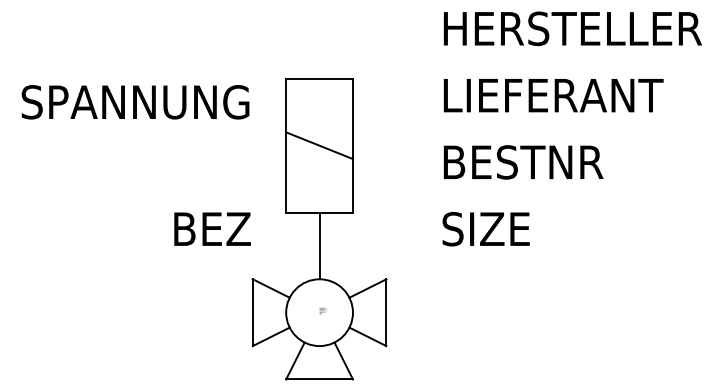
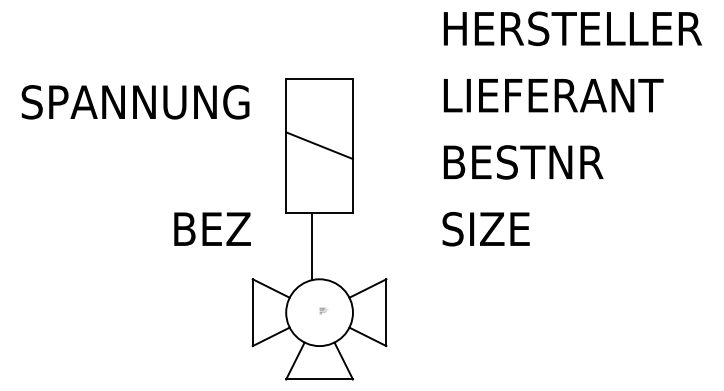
line position: (319, 245) -> (311, 245) (311, 245)
